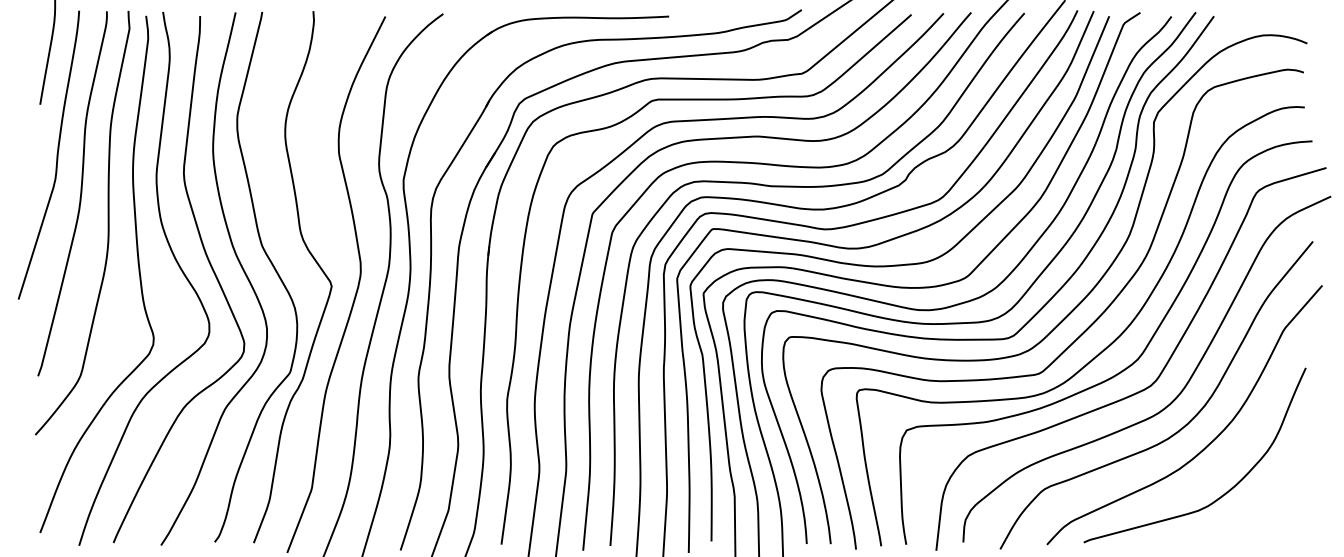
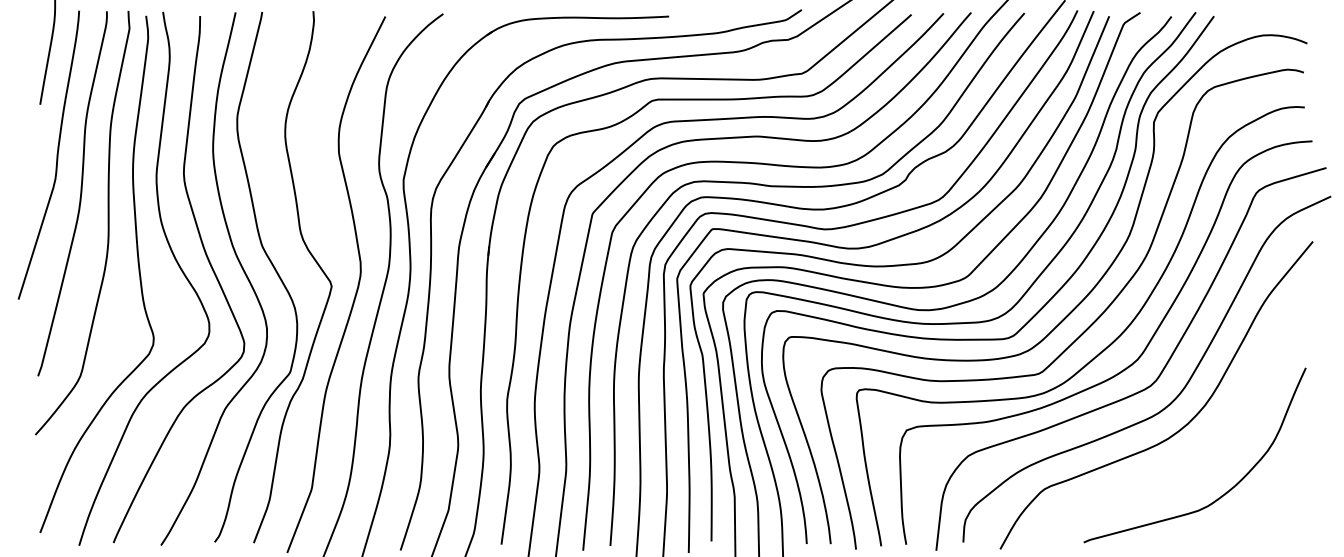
curve: present -> none (1209, 442)
